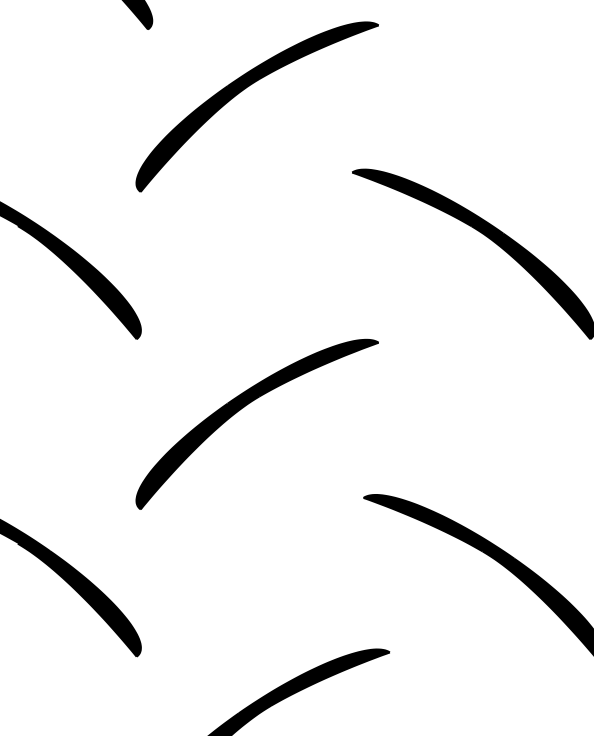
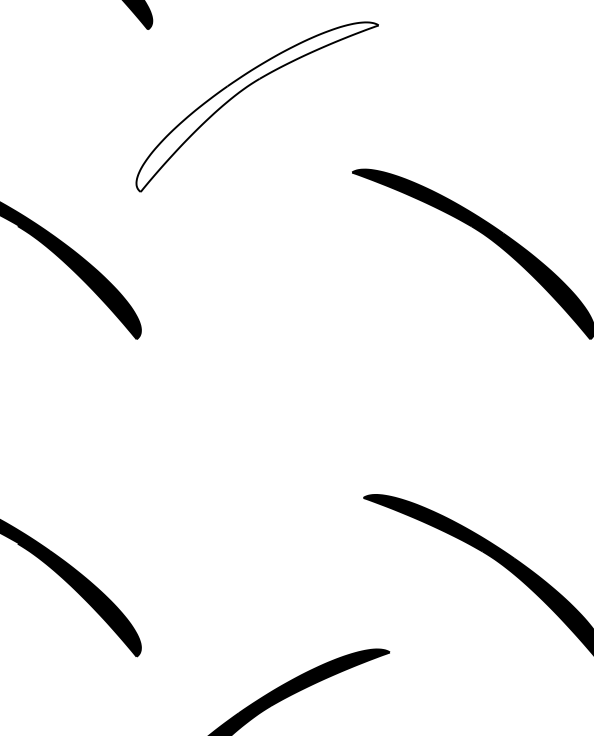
fill: present -> none (257, 106)
part: present -> none (243, 408)
